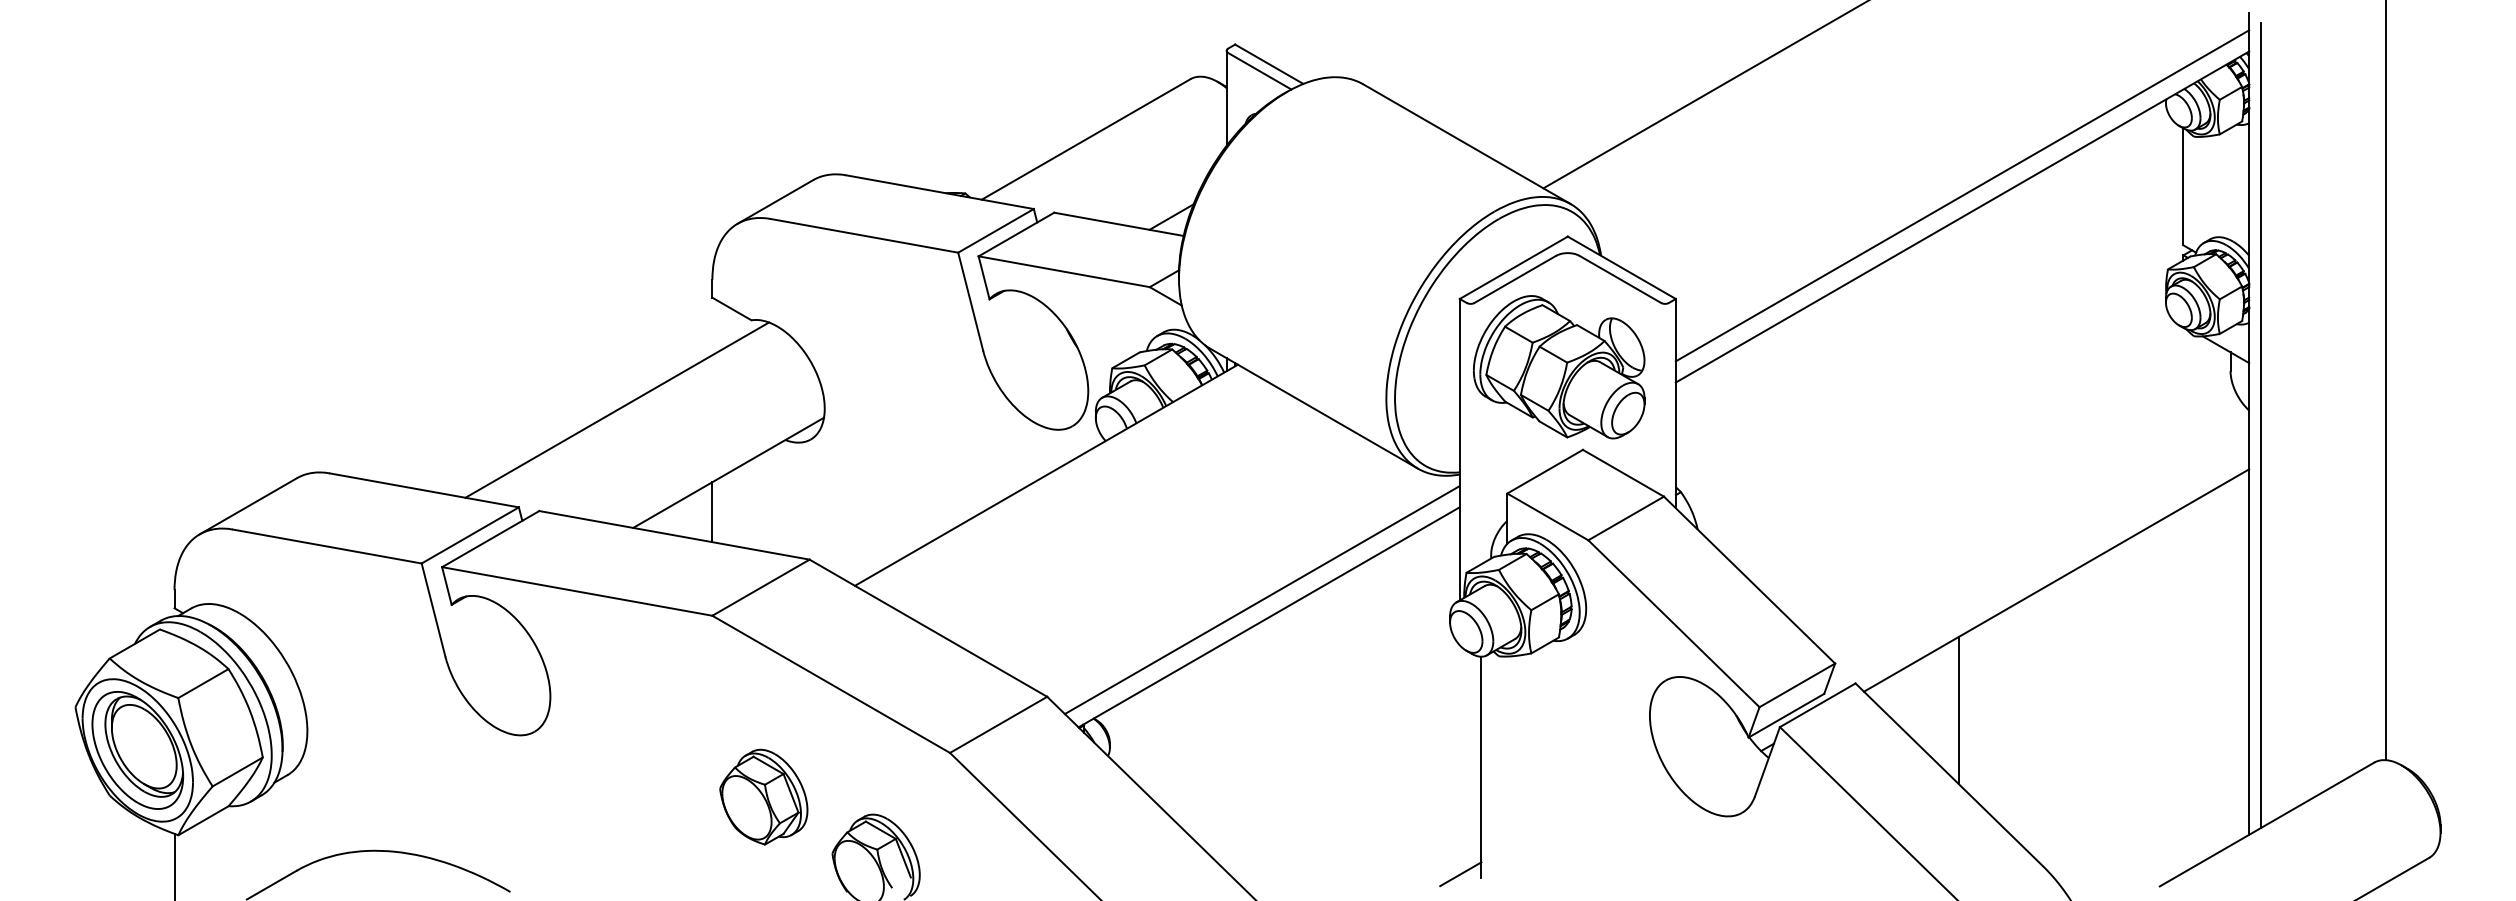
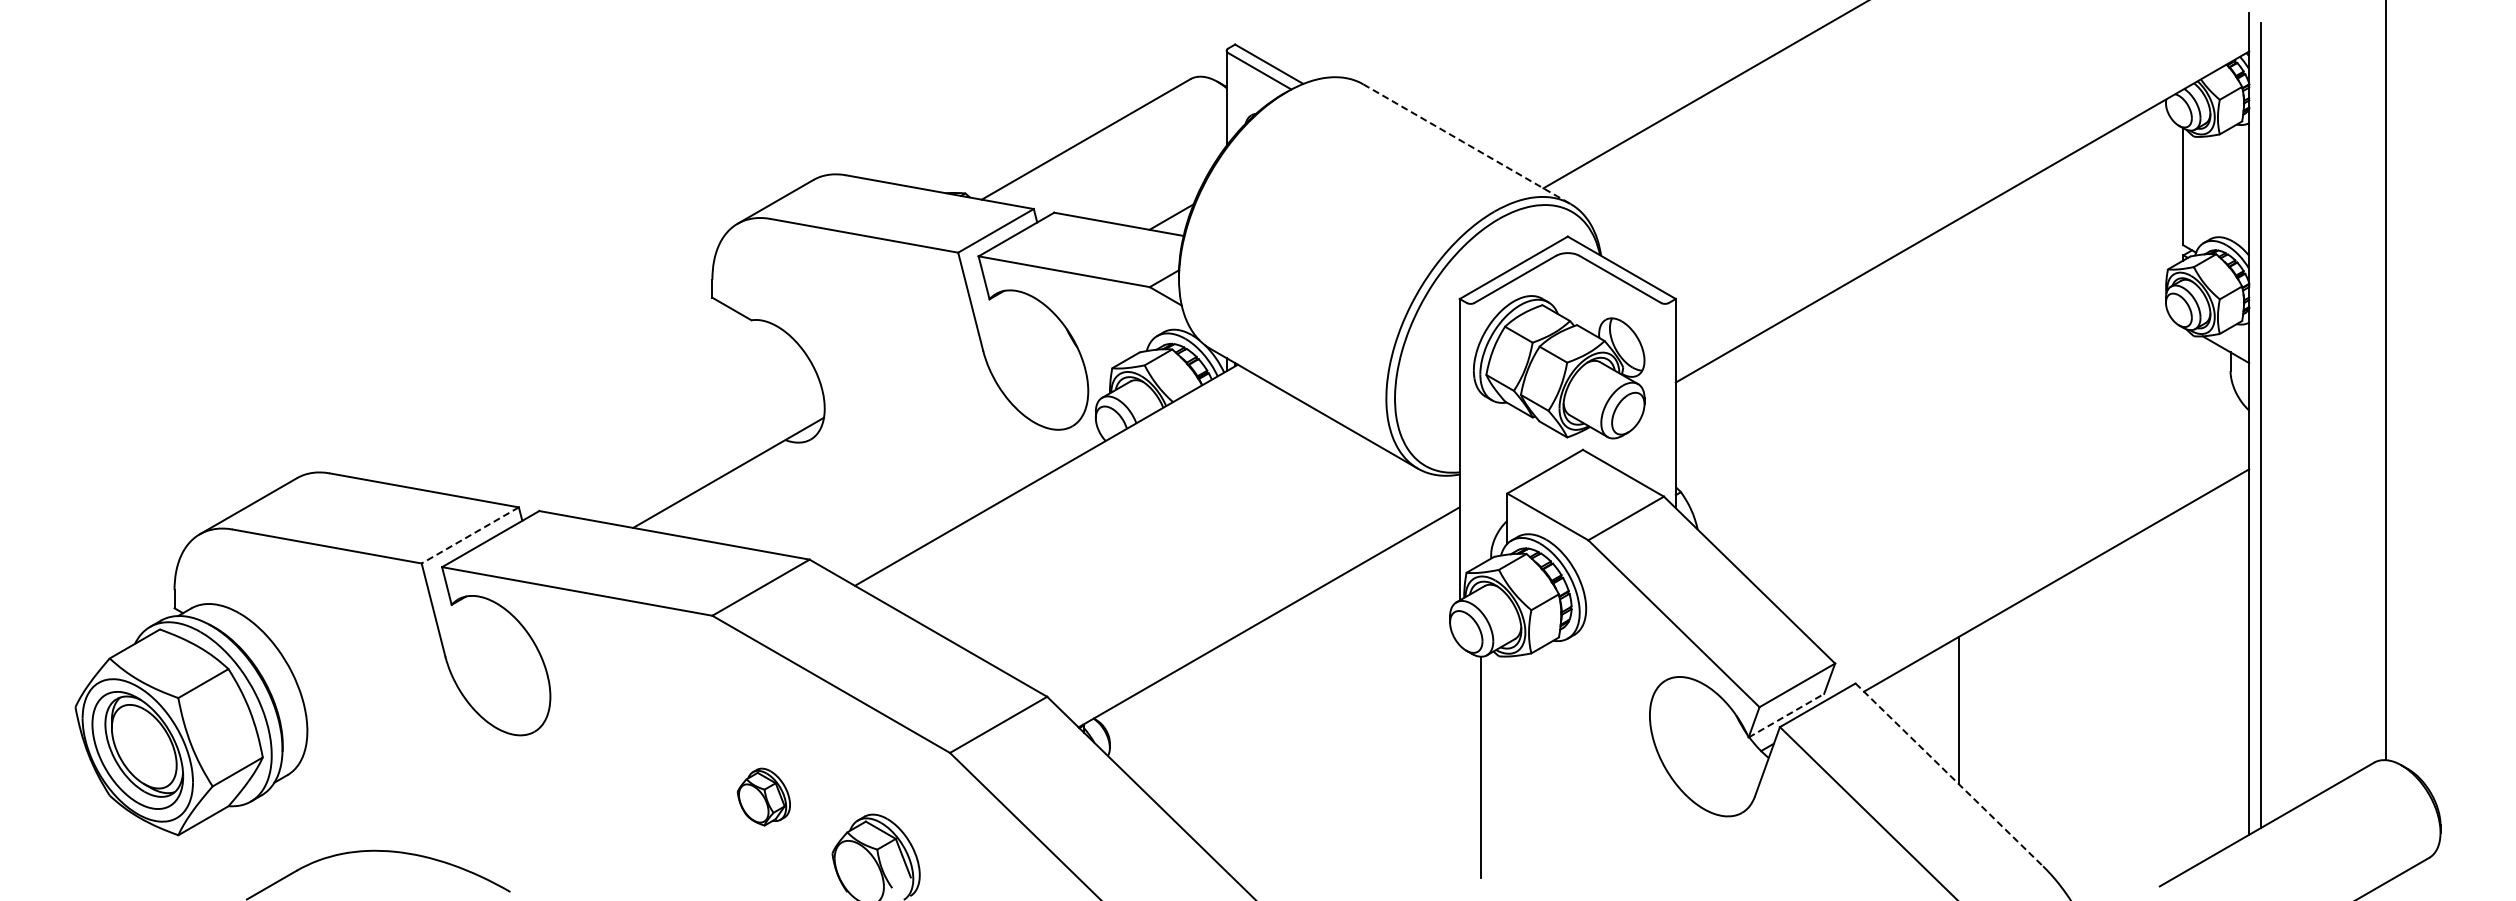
line: solid -> dashed (1467, 144)
line: present -> none (1962, 195)
line: present -> none (617, 409)
line: present -> none (712, 512)
line: solid -> dashed (469, 535)
line: present -> none (1261, 600)
line: solid -> dashed (1786, 715)
line: solid -> dashed (1949, 774)
part size: 90x98 px -> 55x60 px (763, 796)
line: present -> none (174, 865)
line: present -> none (1460, 874)
